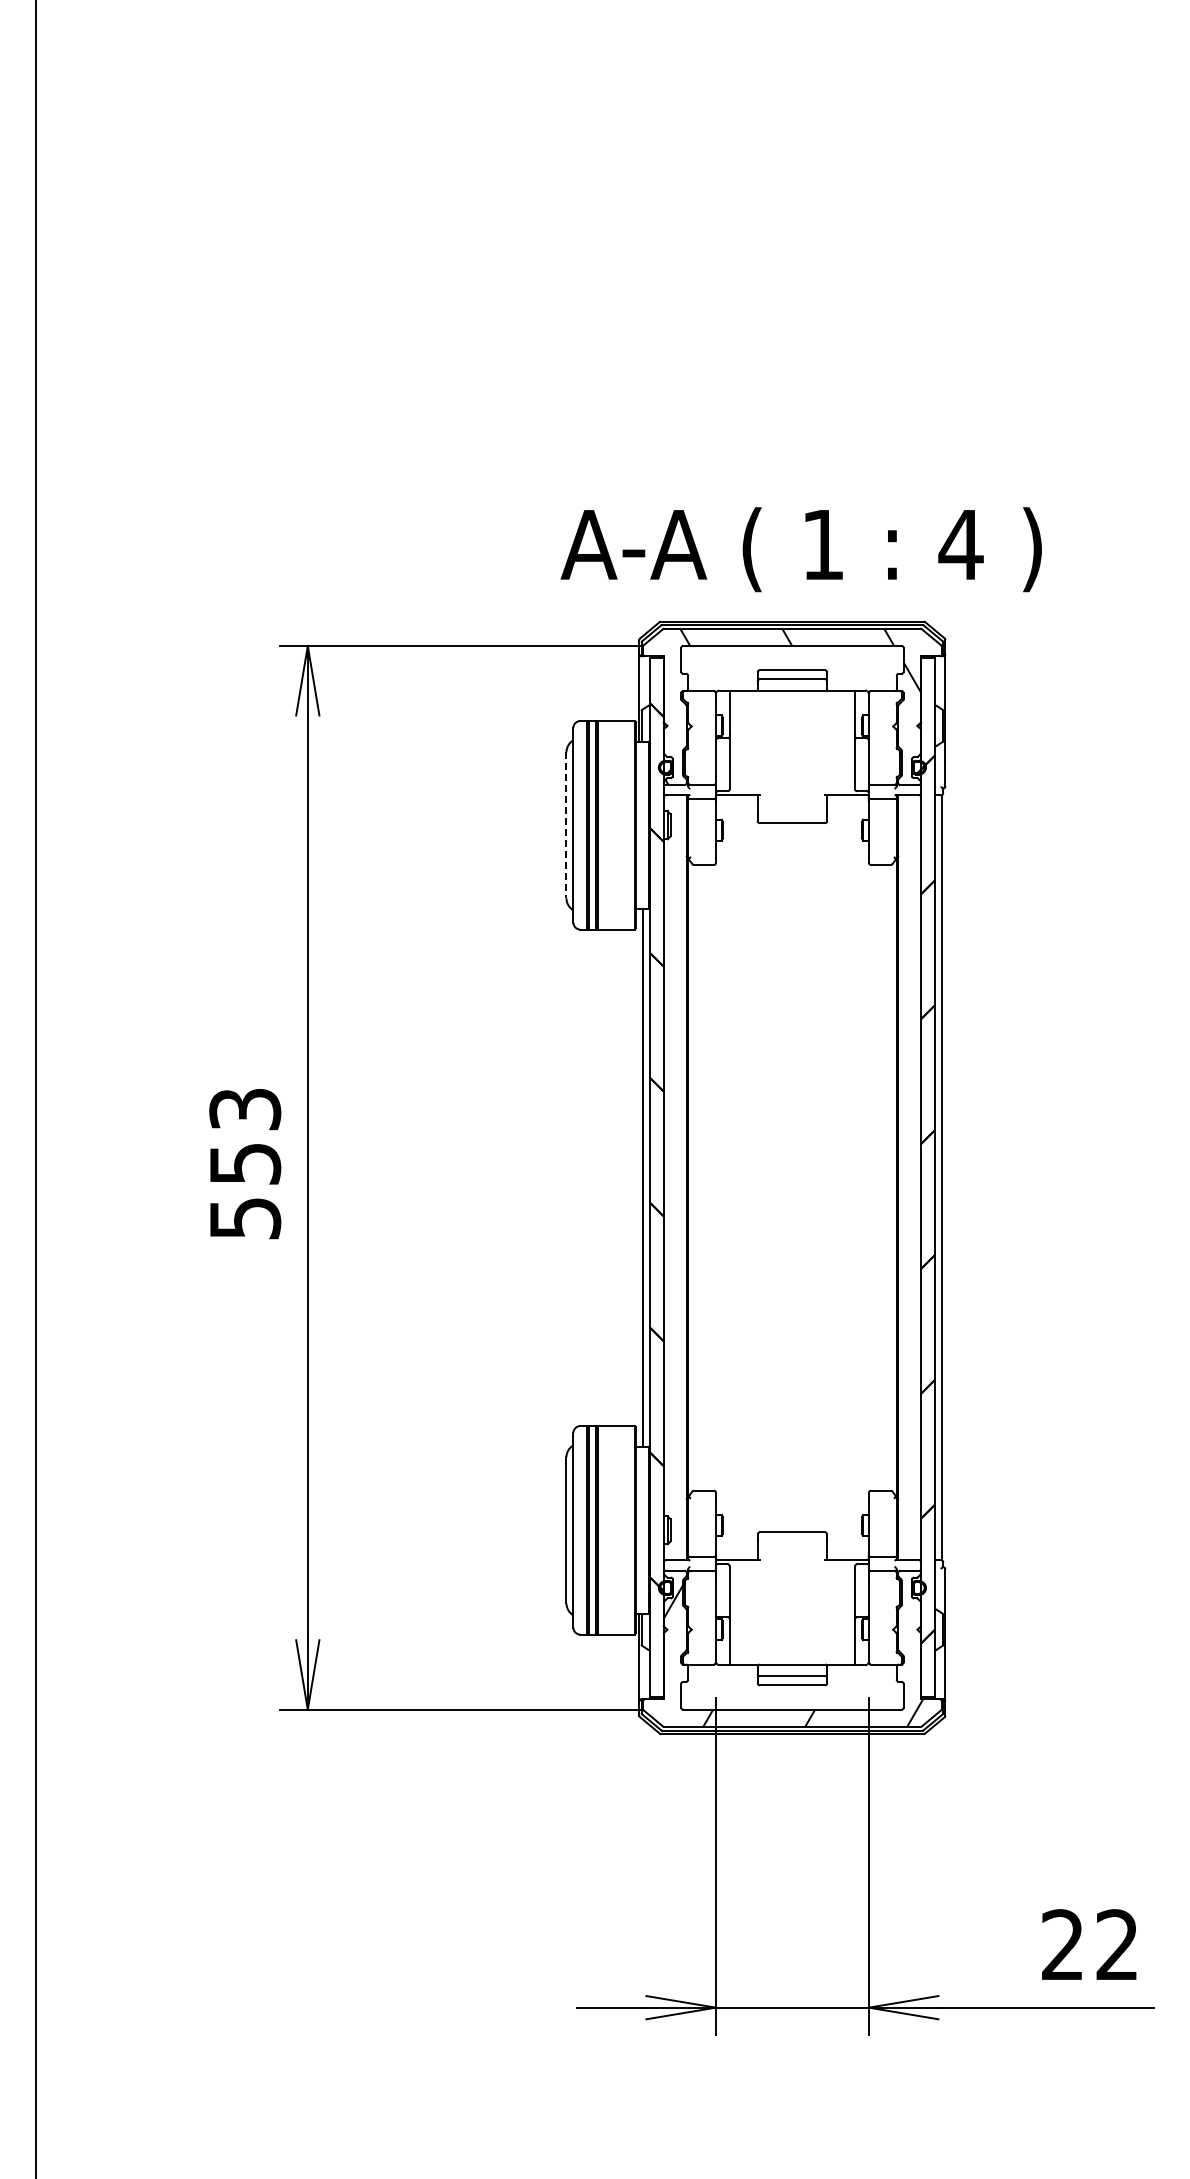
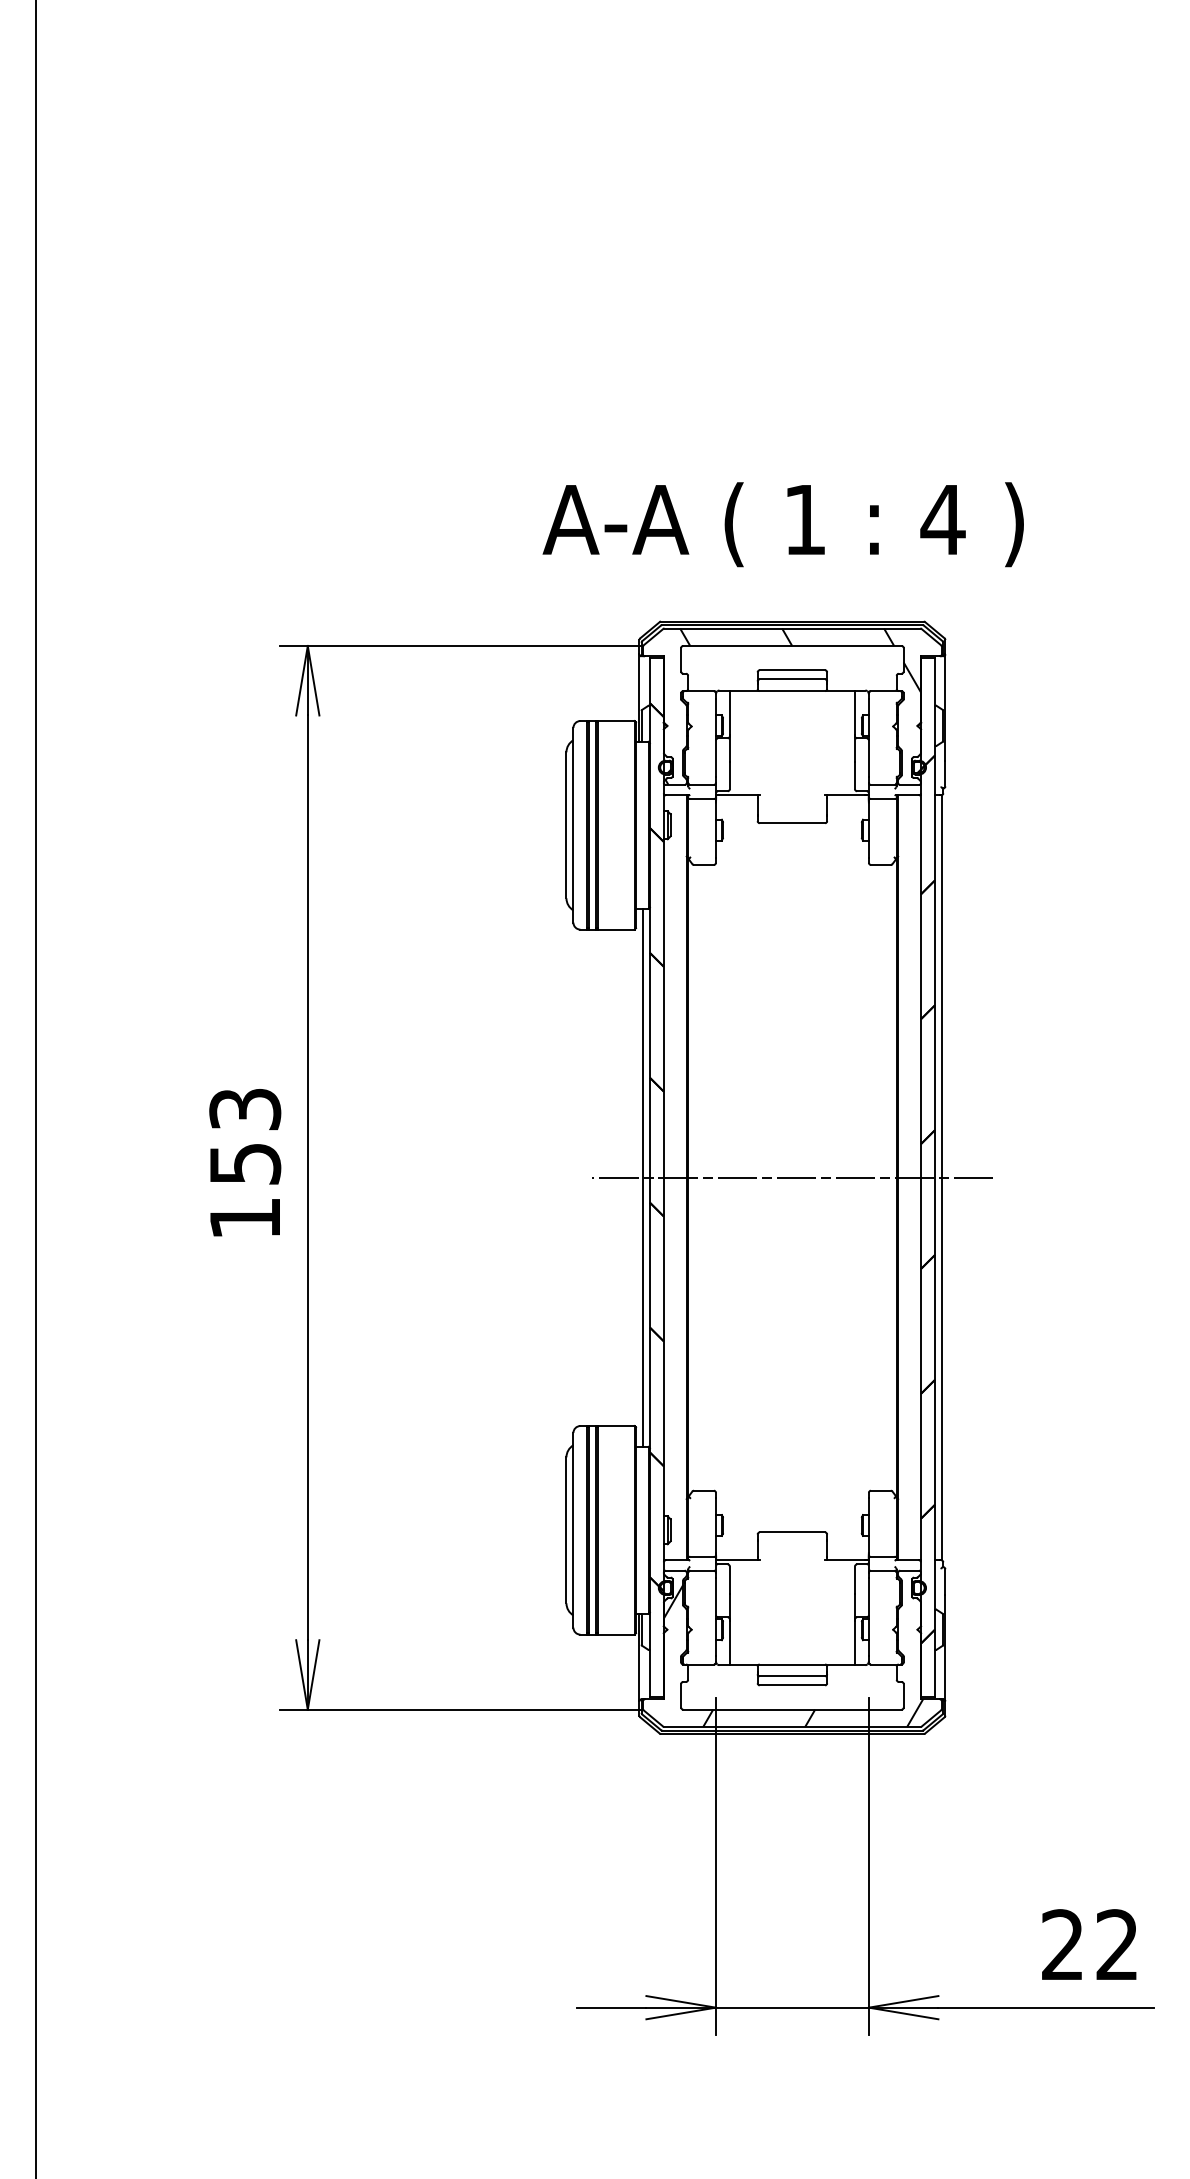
text position: (800, 549) -> (782, 524) (782, 524)
line: dashed -> solid (566, 825)
line: none -> present (792, 1177)
text: 553 -> 153 (245, 1218)
